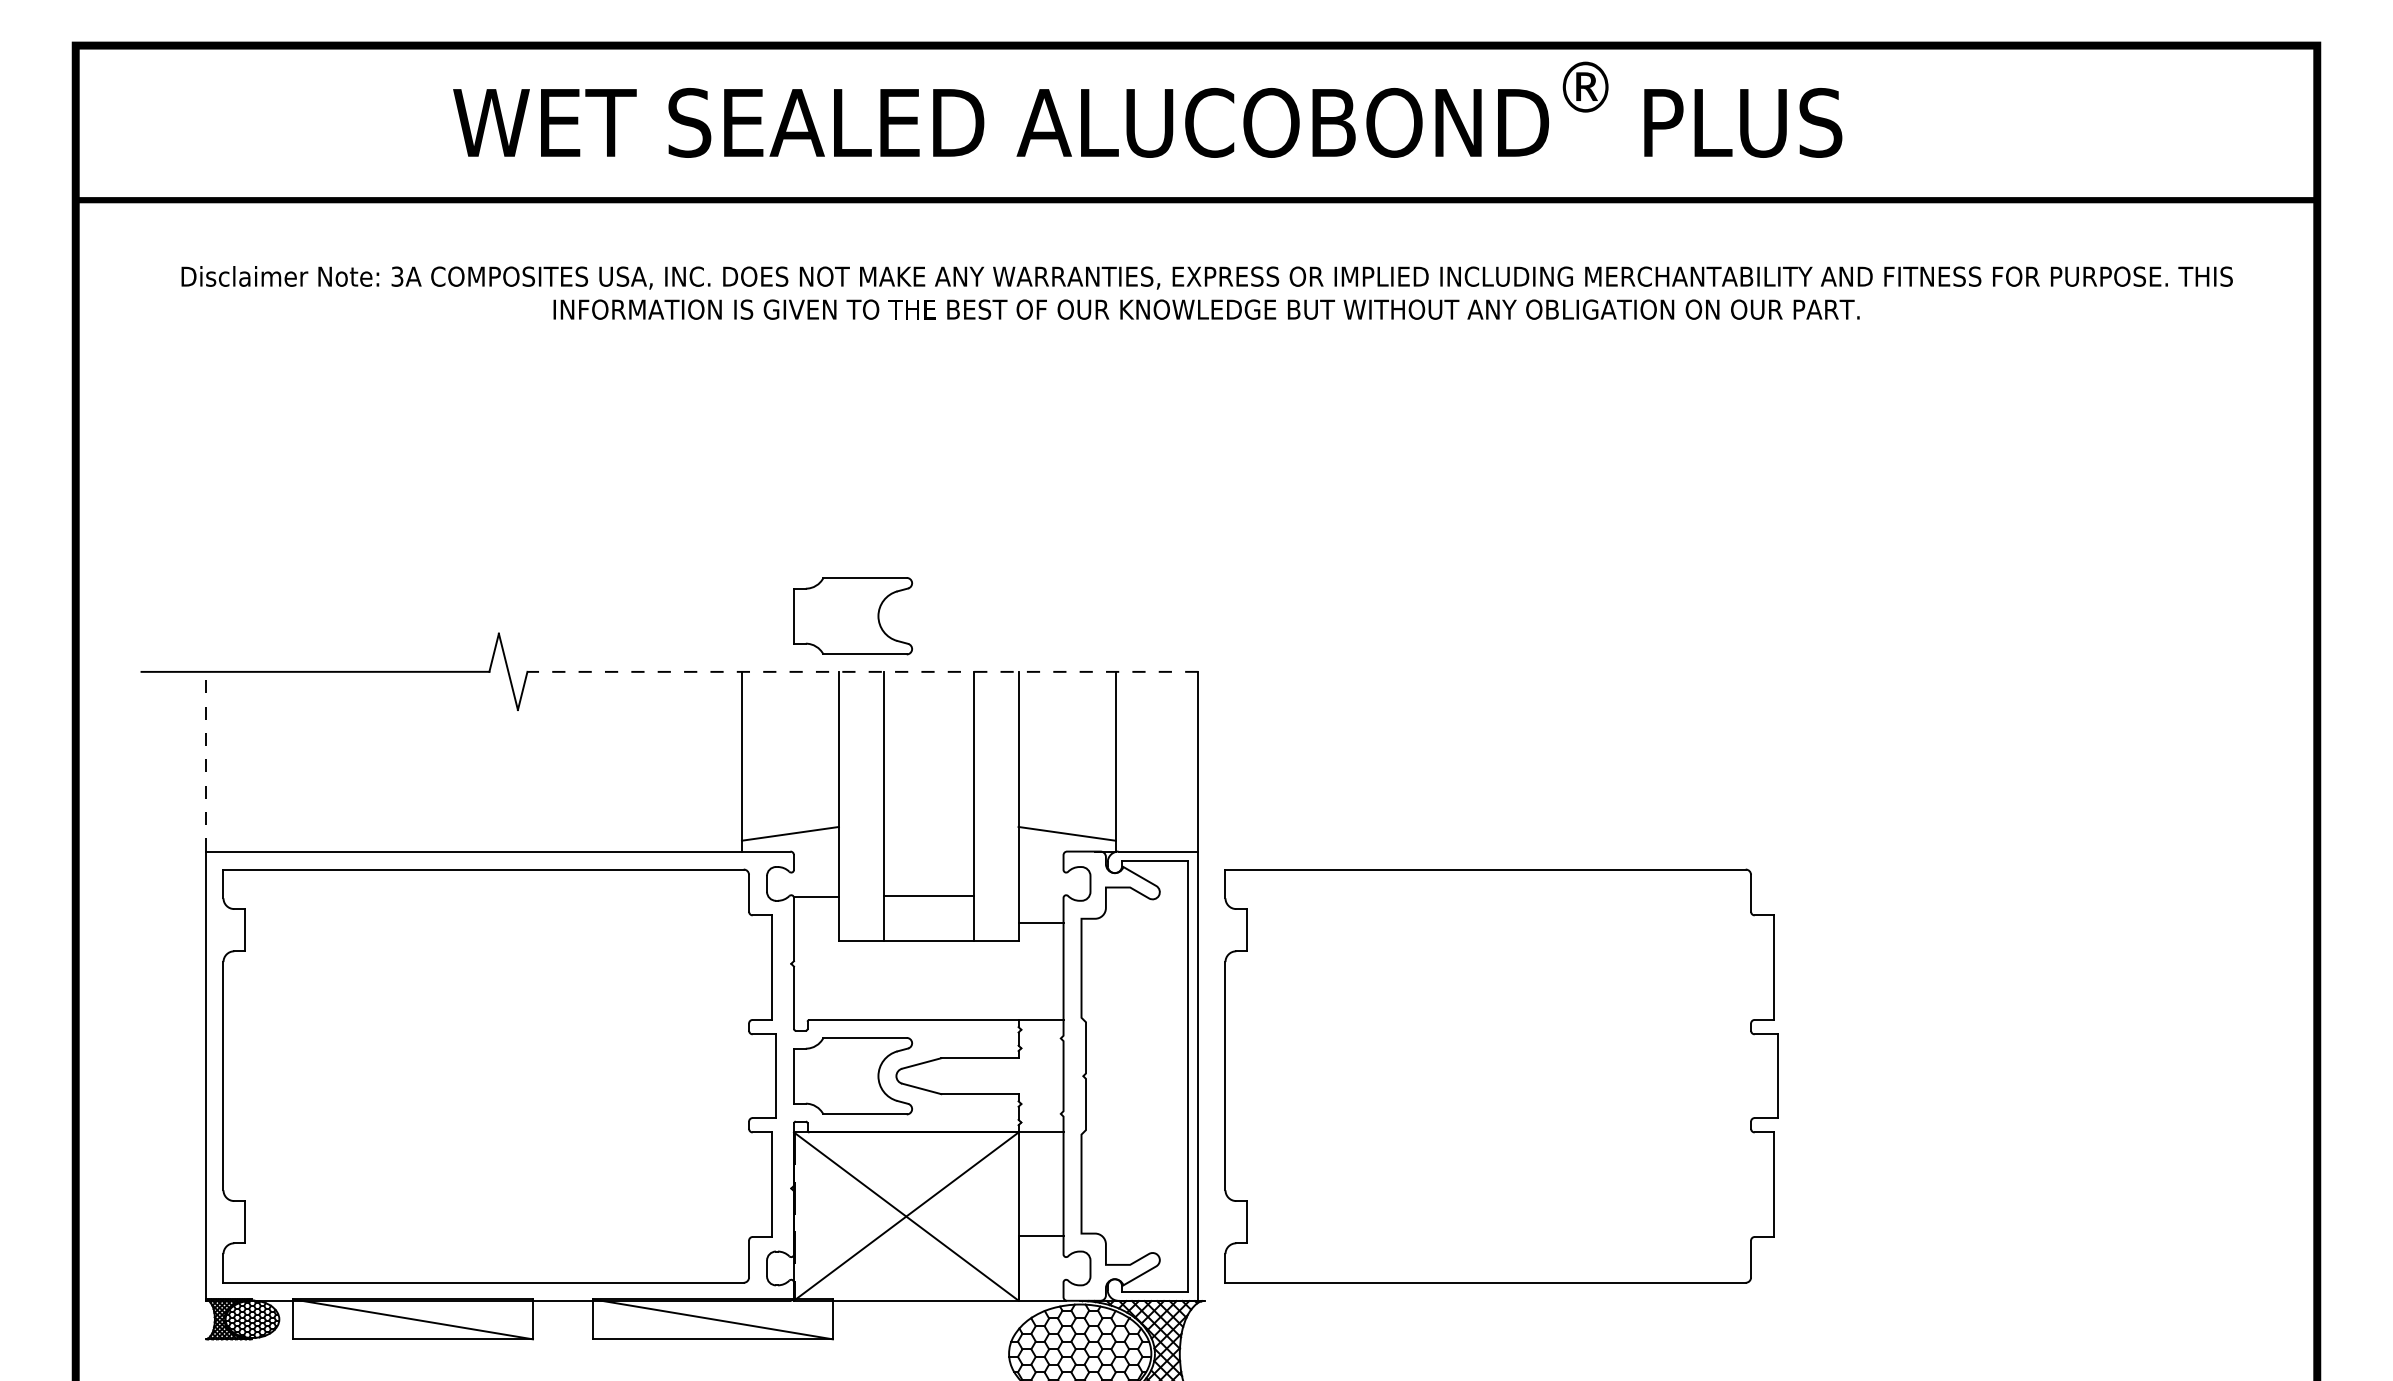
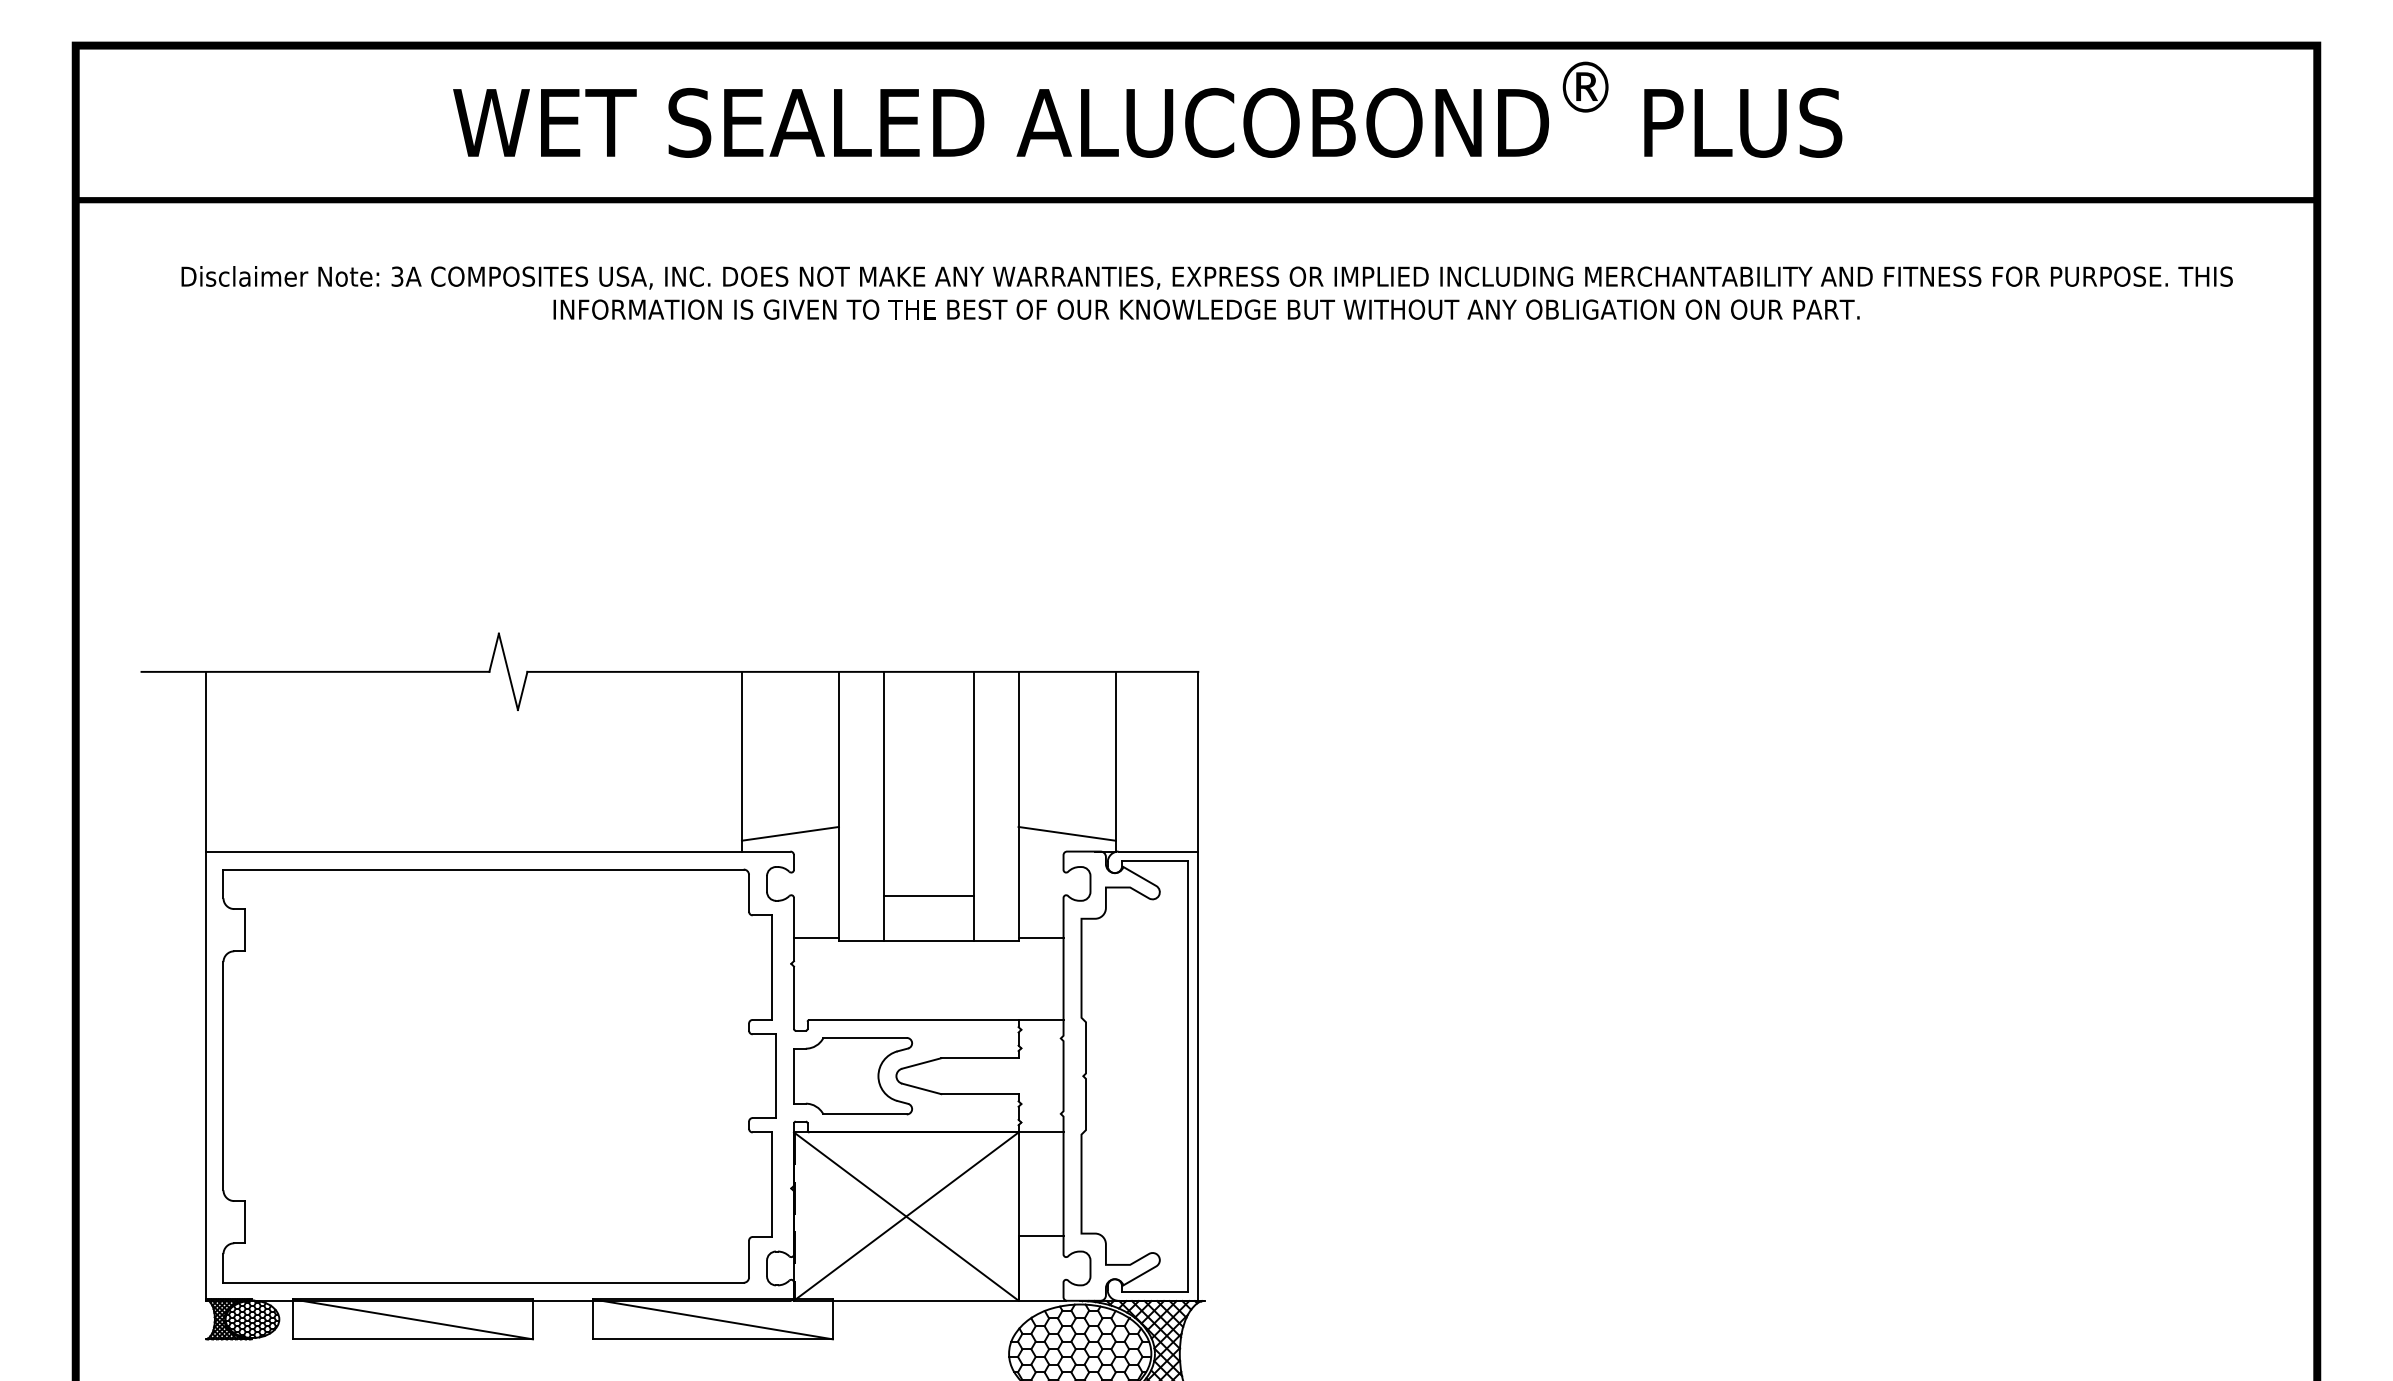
part: present -> none (852, 616)
line: dashed -> solid (862, 671)
line: dashed -> solid (205, 761)
line position: (816, 896) -> (816, 937) (816, 937)
line position: (1040, 922) -> (1040, 937) (1040, 937)
part: present -> none (1501, 1075)
